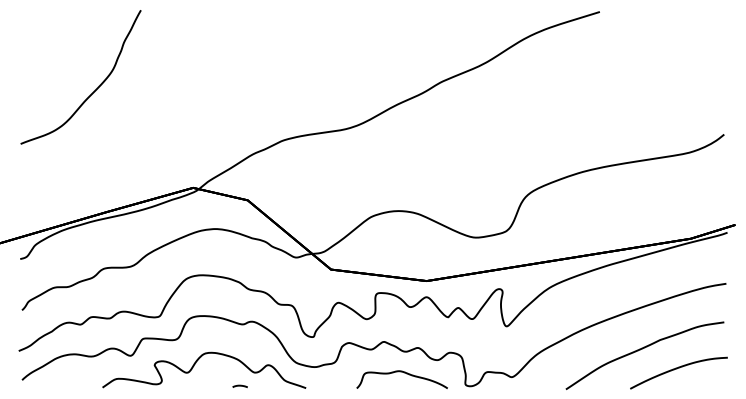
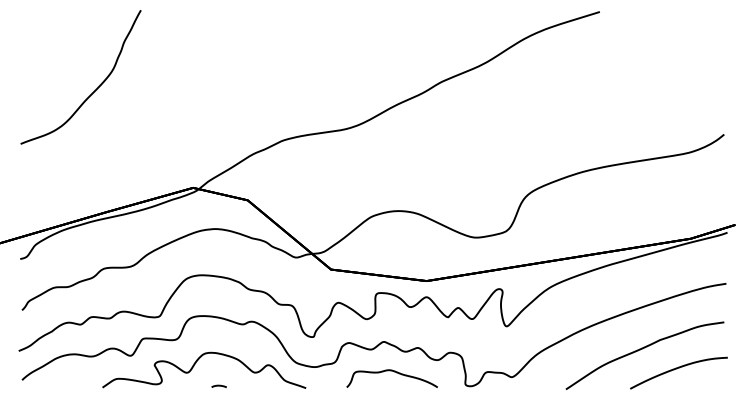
curve position: (404, 373) -> (394, 372) (394, 372)
curve position: (239, 385) -> (218, 385) (218, 385)
